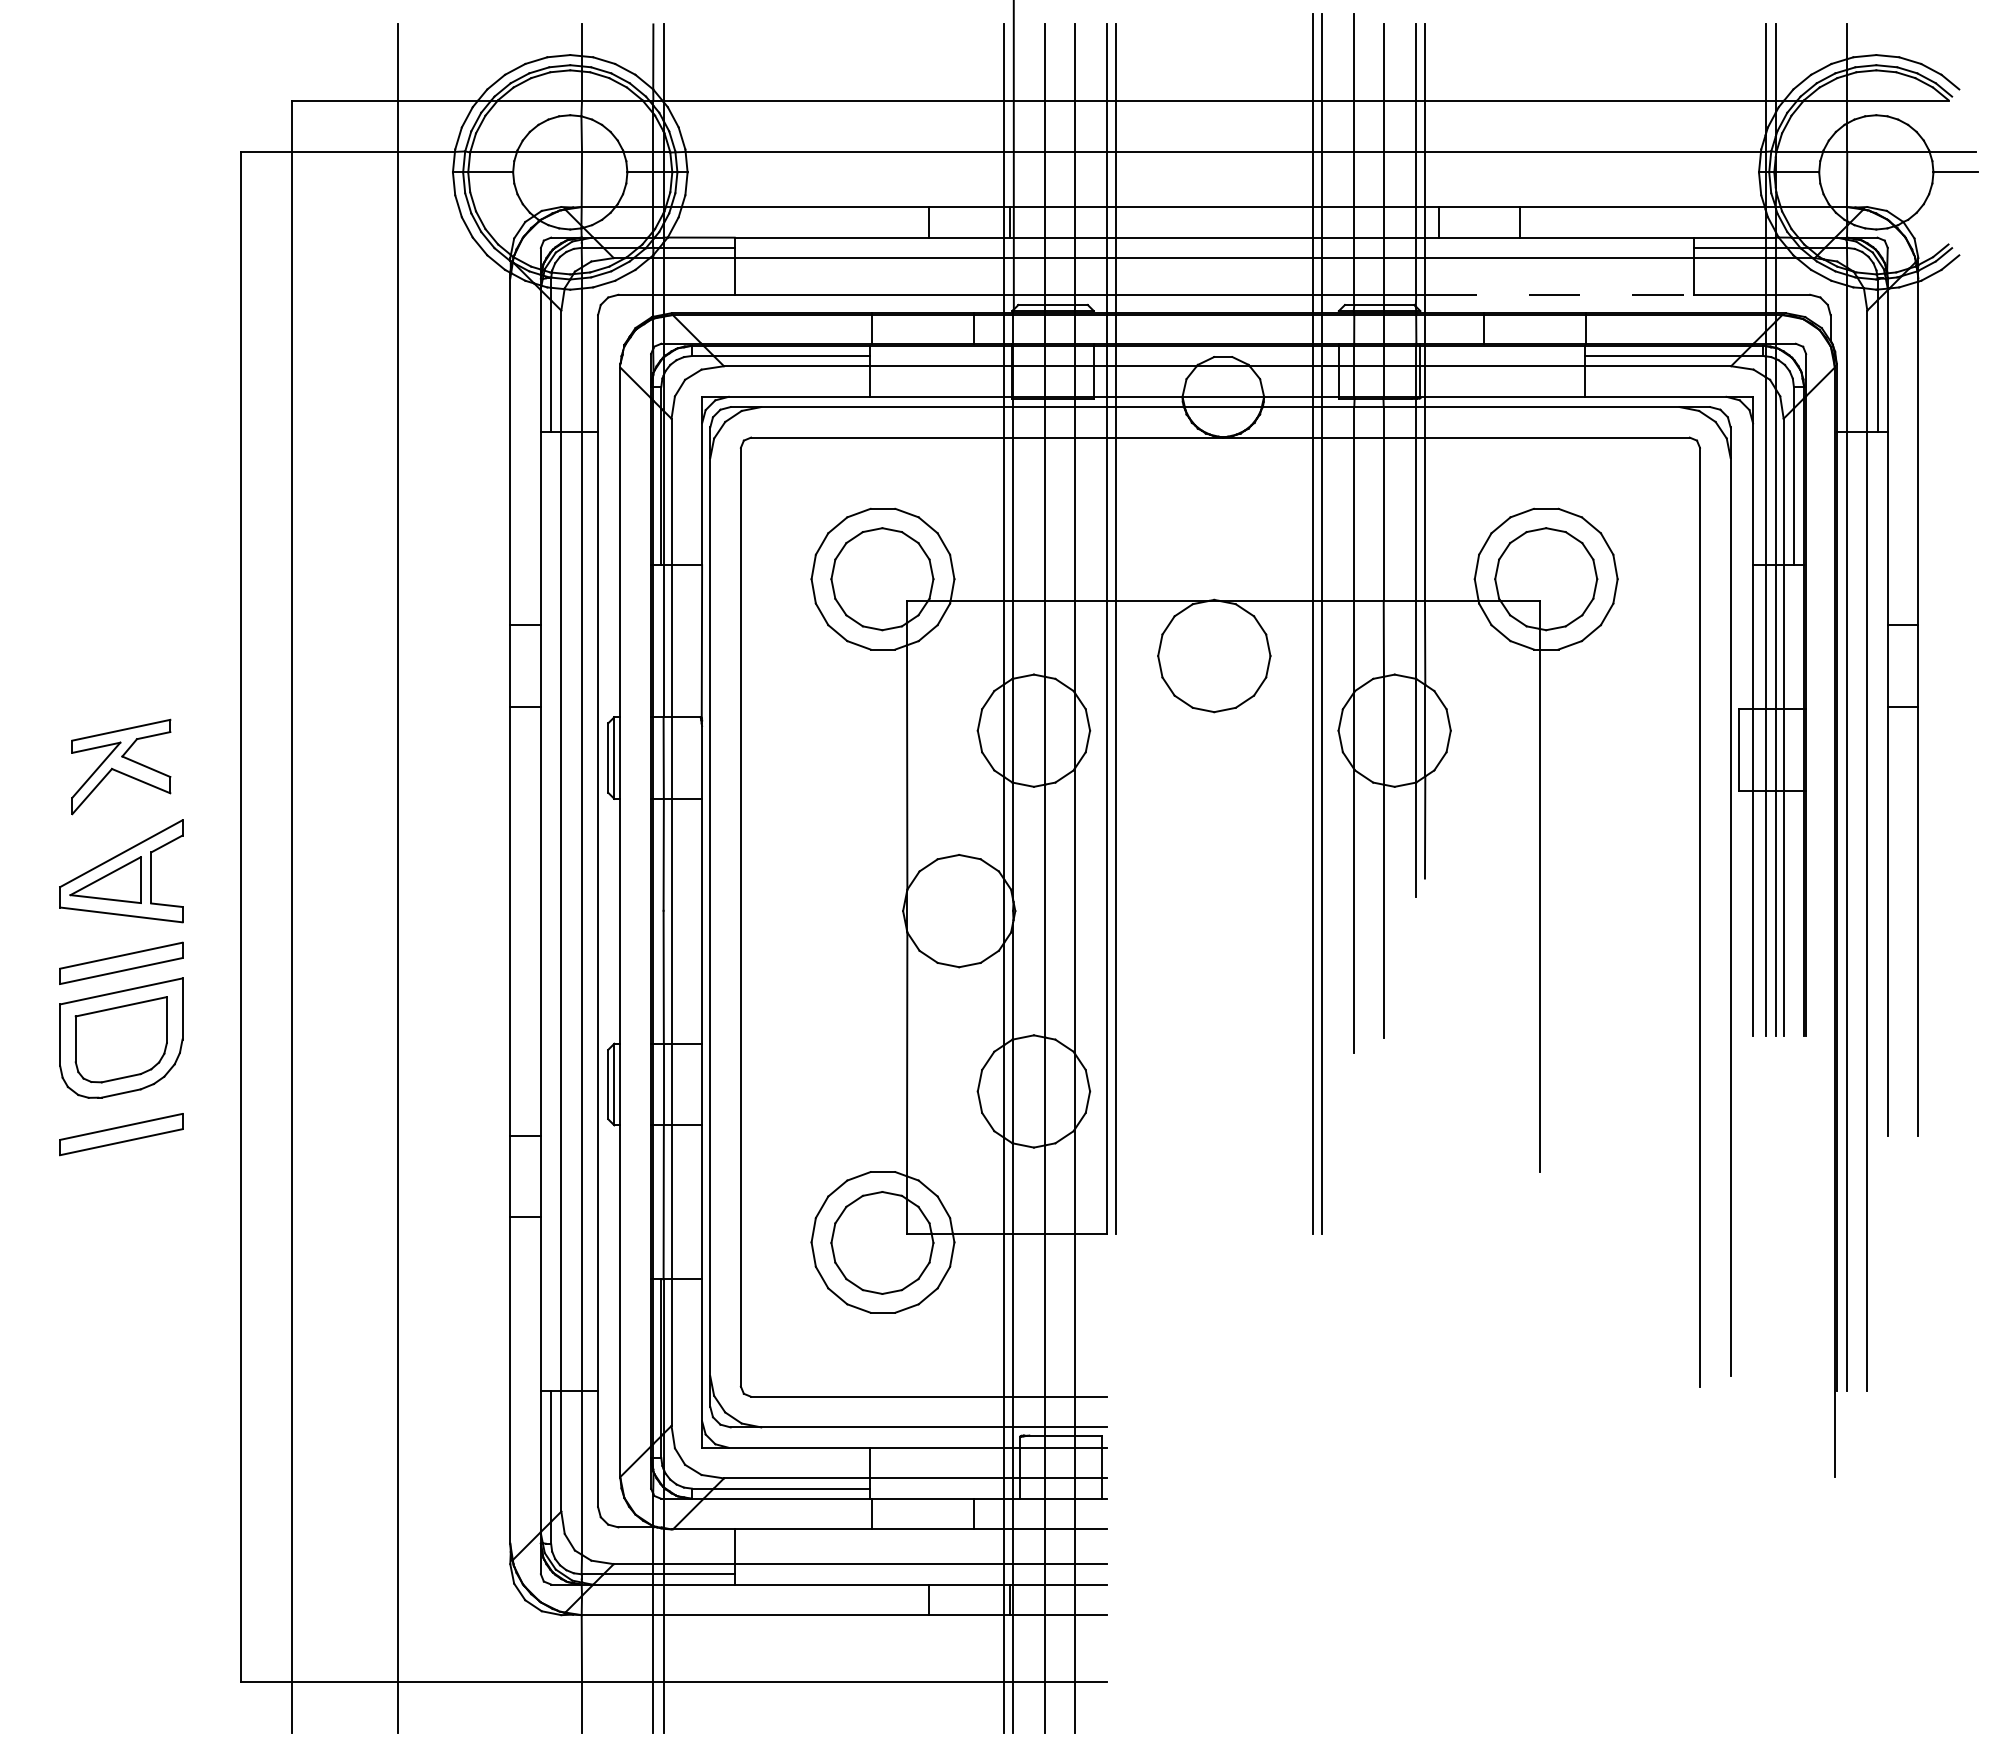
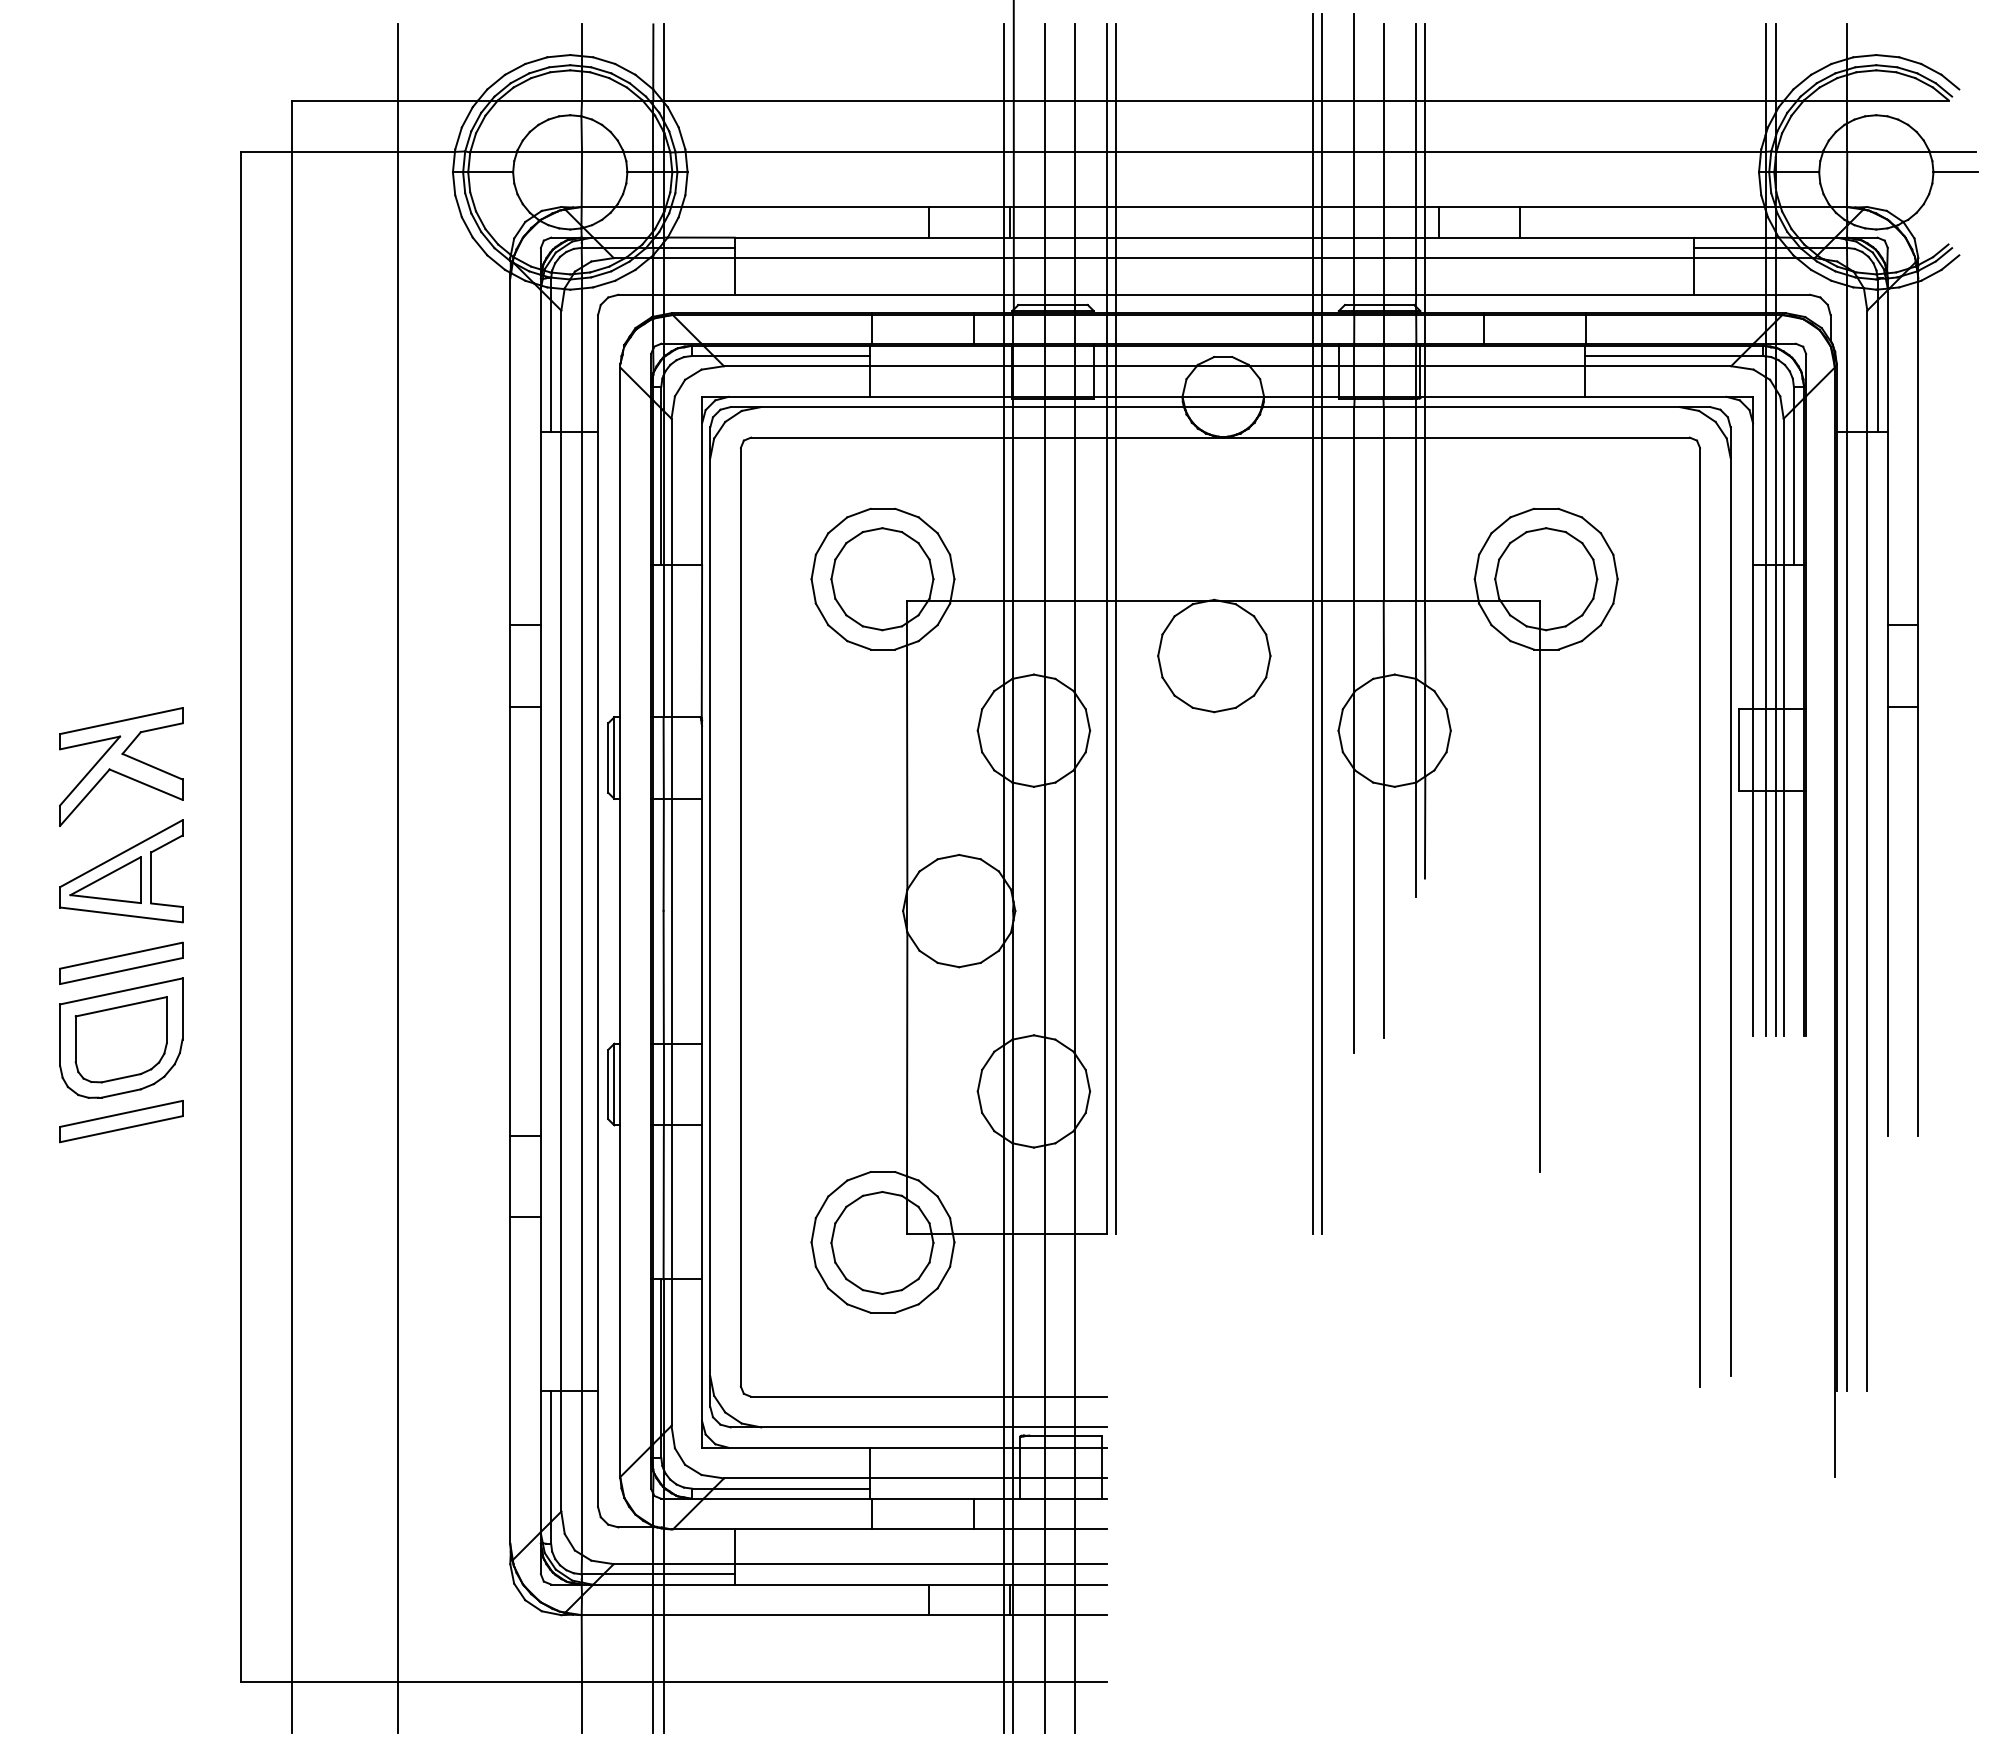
line: dashed -> solid (1559, 294)
part size: 101x98 px -> 125x120 px (121, 766)
part position: (121, 1134) -> (121, 1121) (121, 1121)
